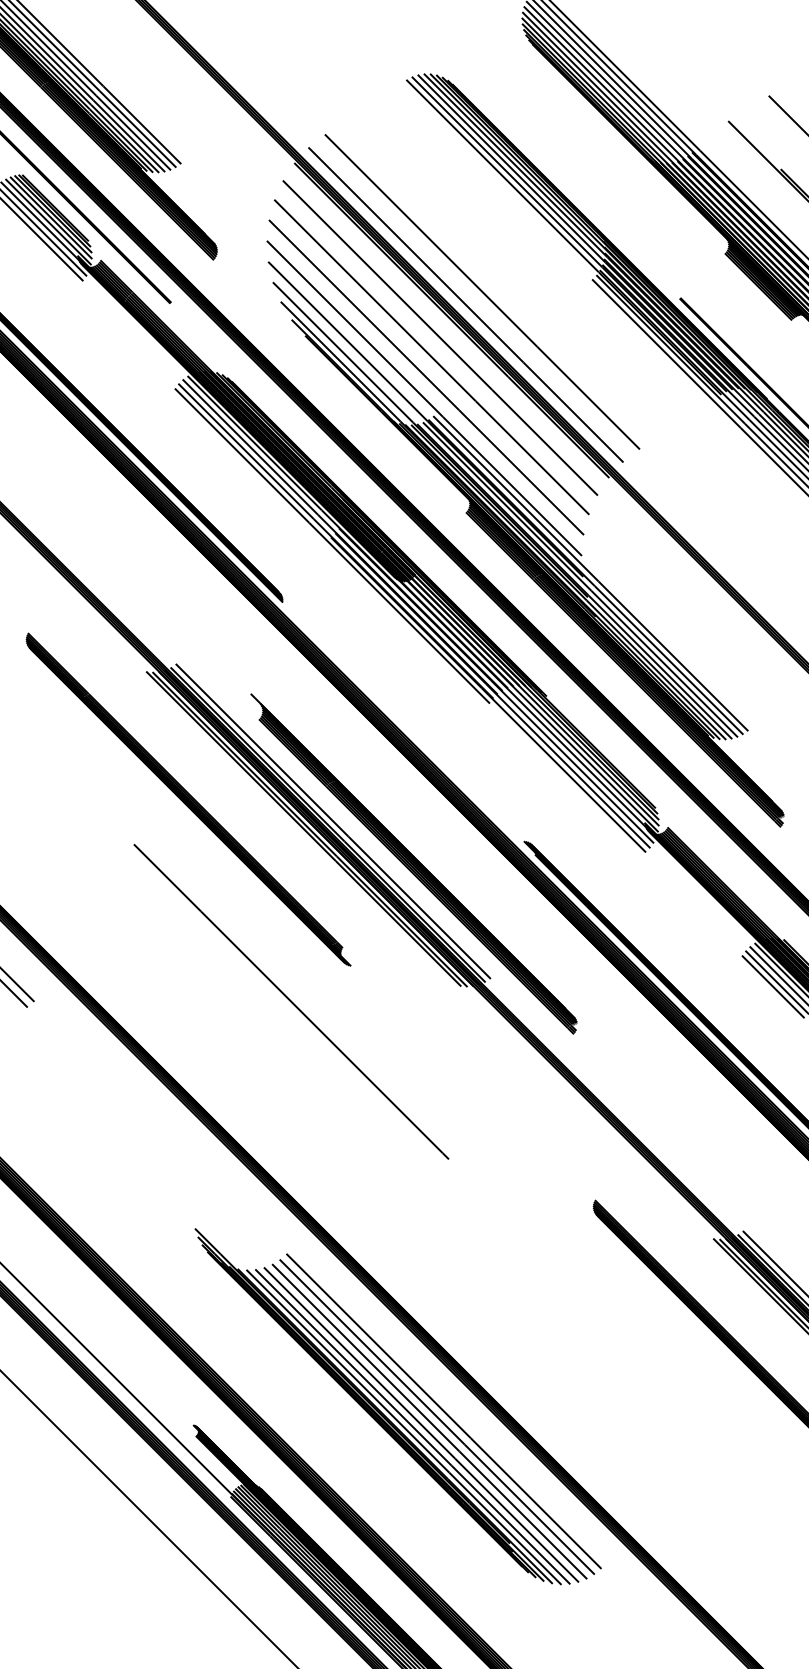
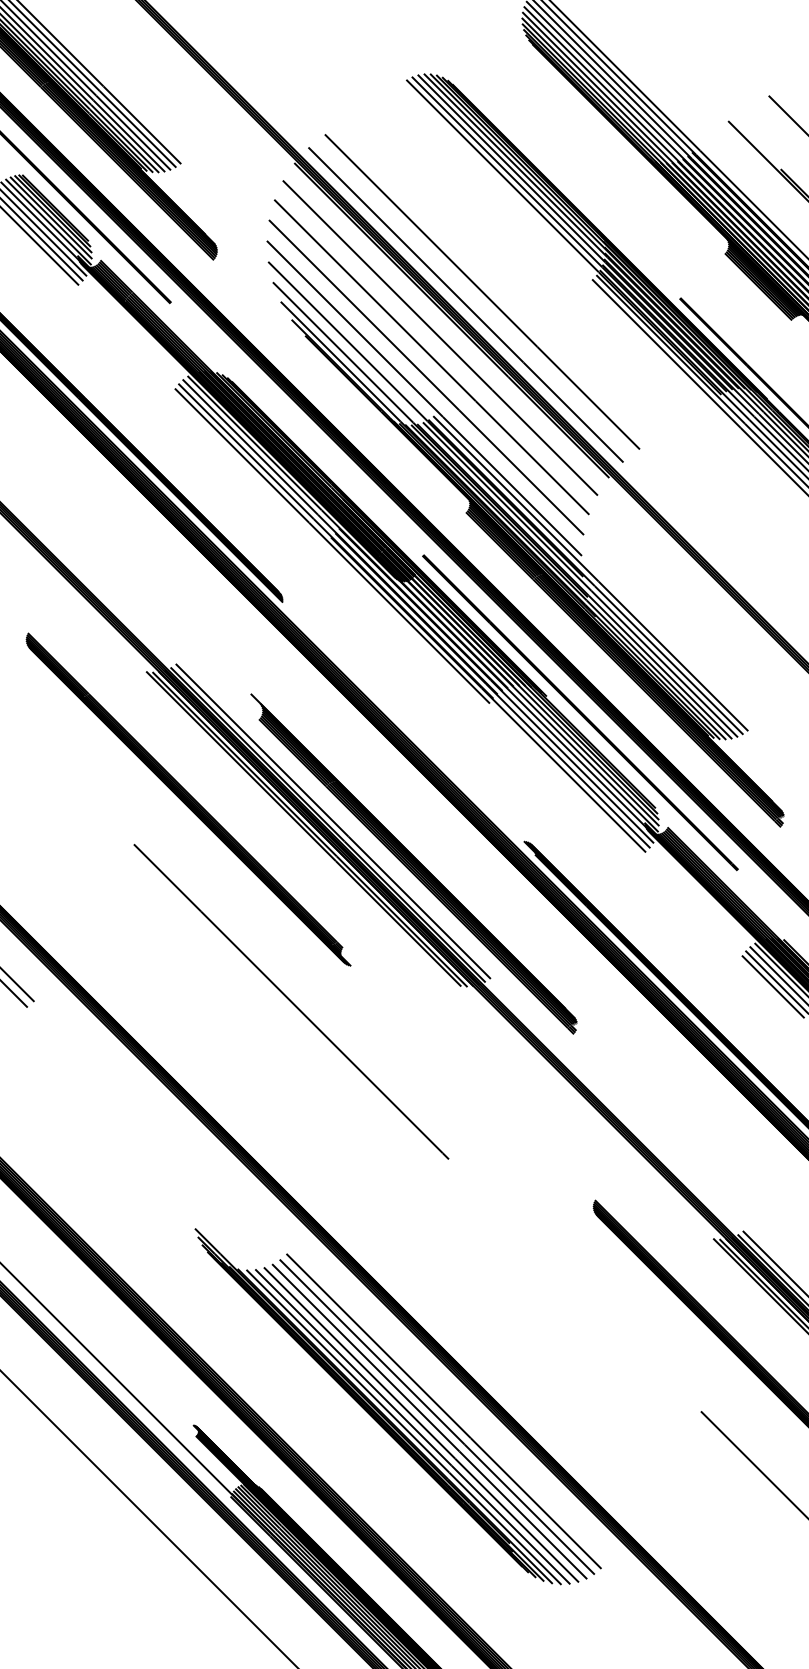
line: none -> present (40, 246)
line: none -> present (580, 712)
line: none -> present (752, 1463)
